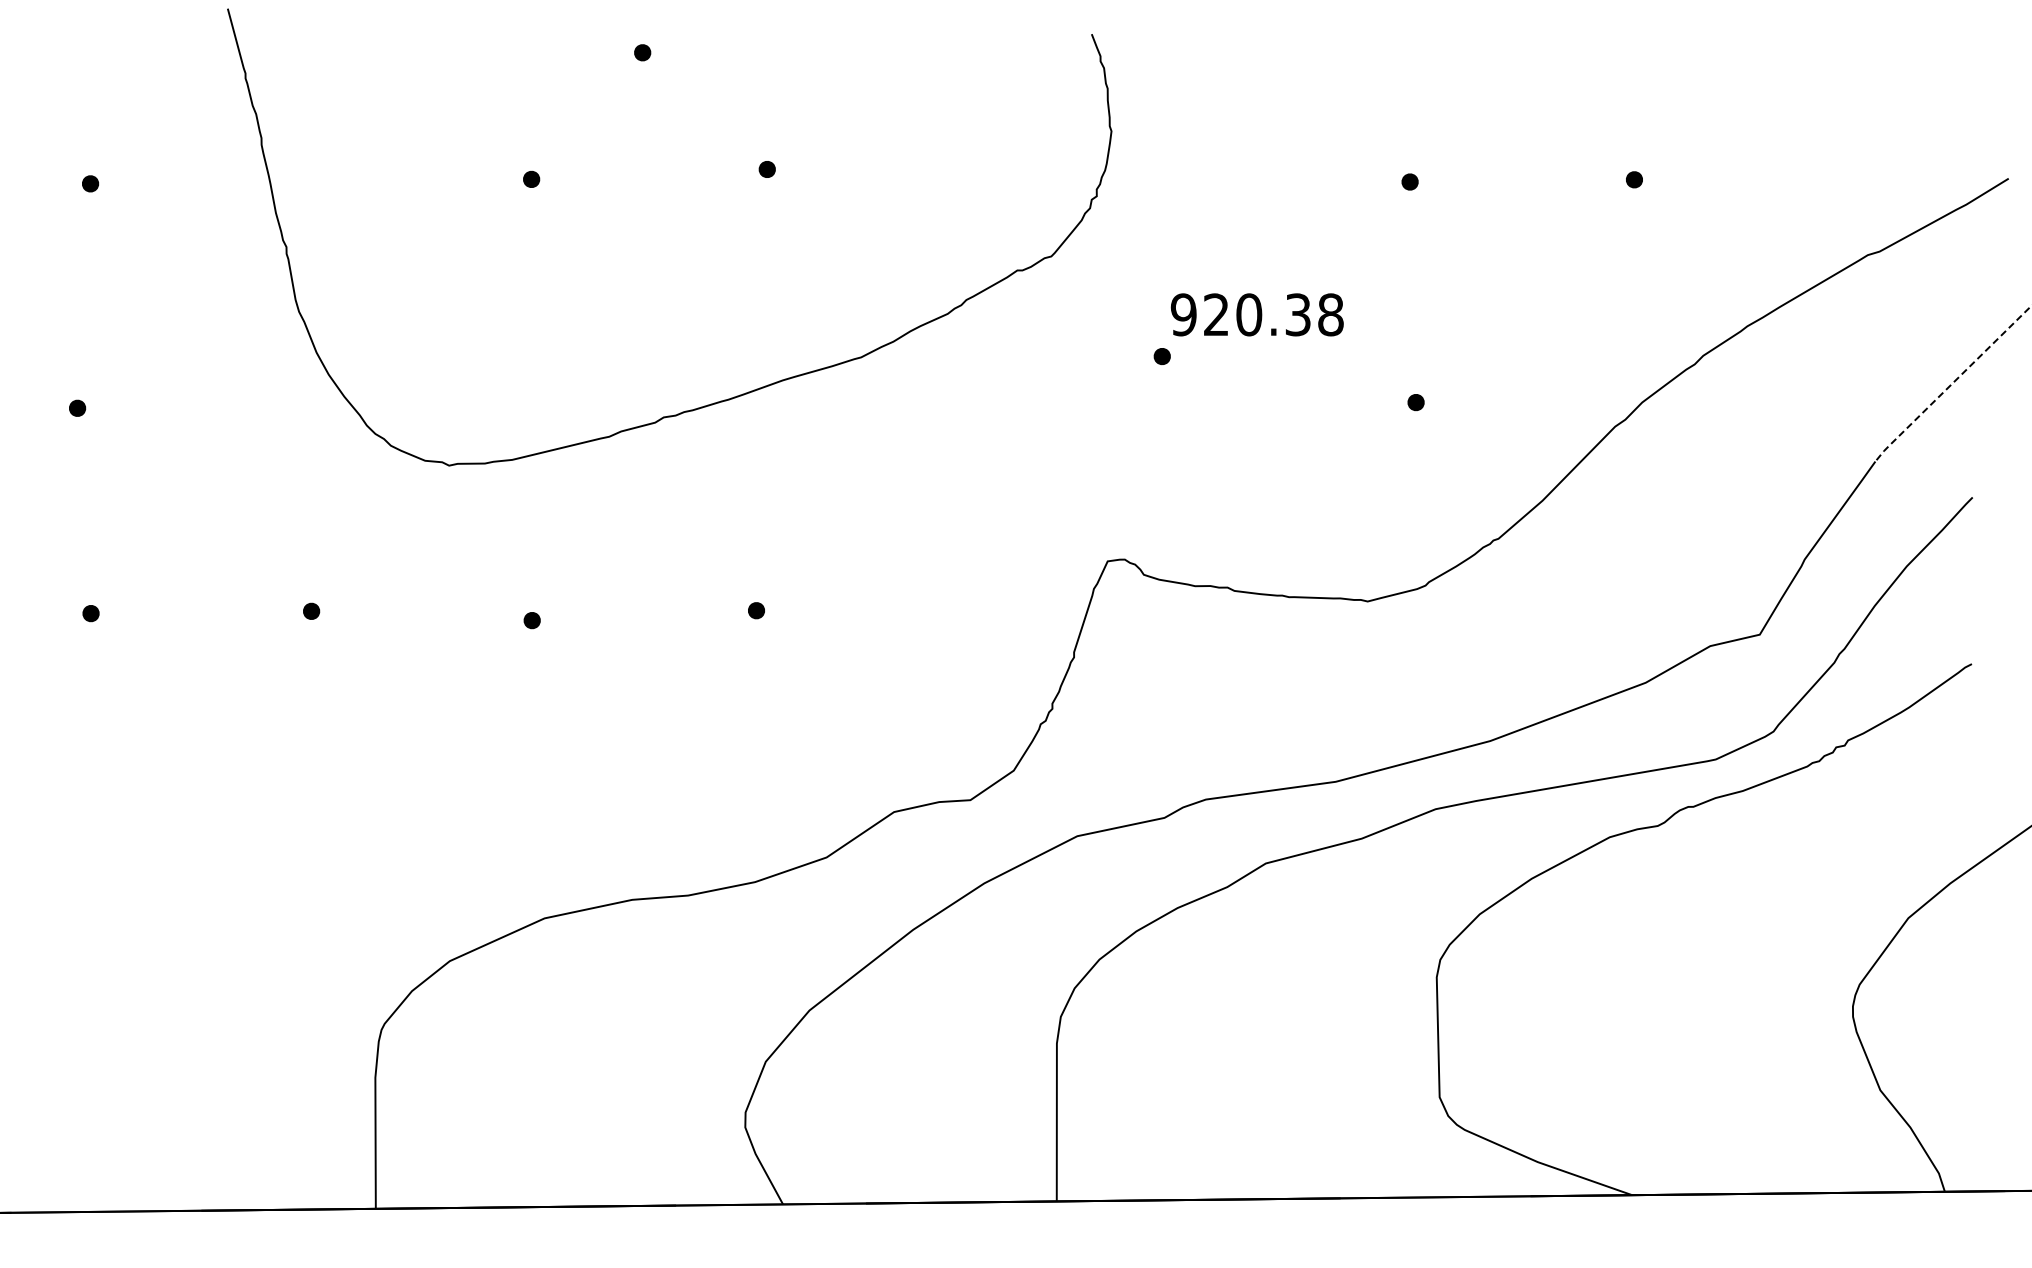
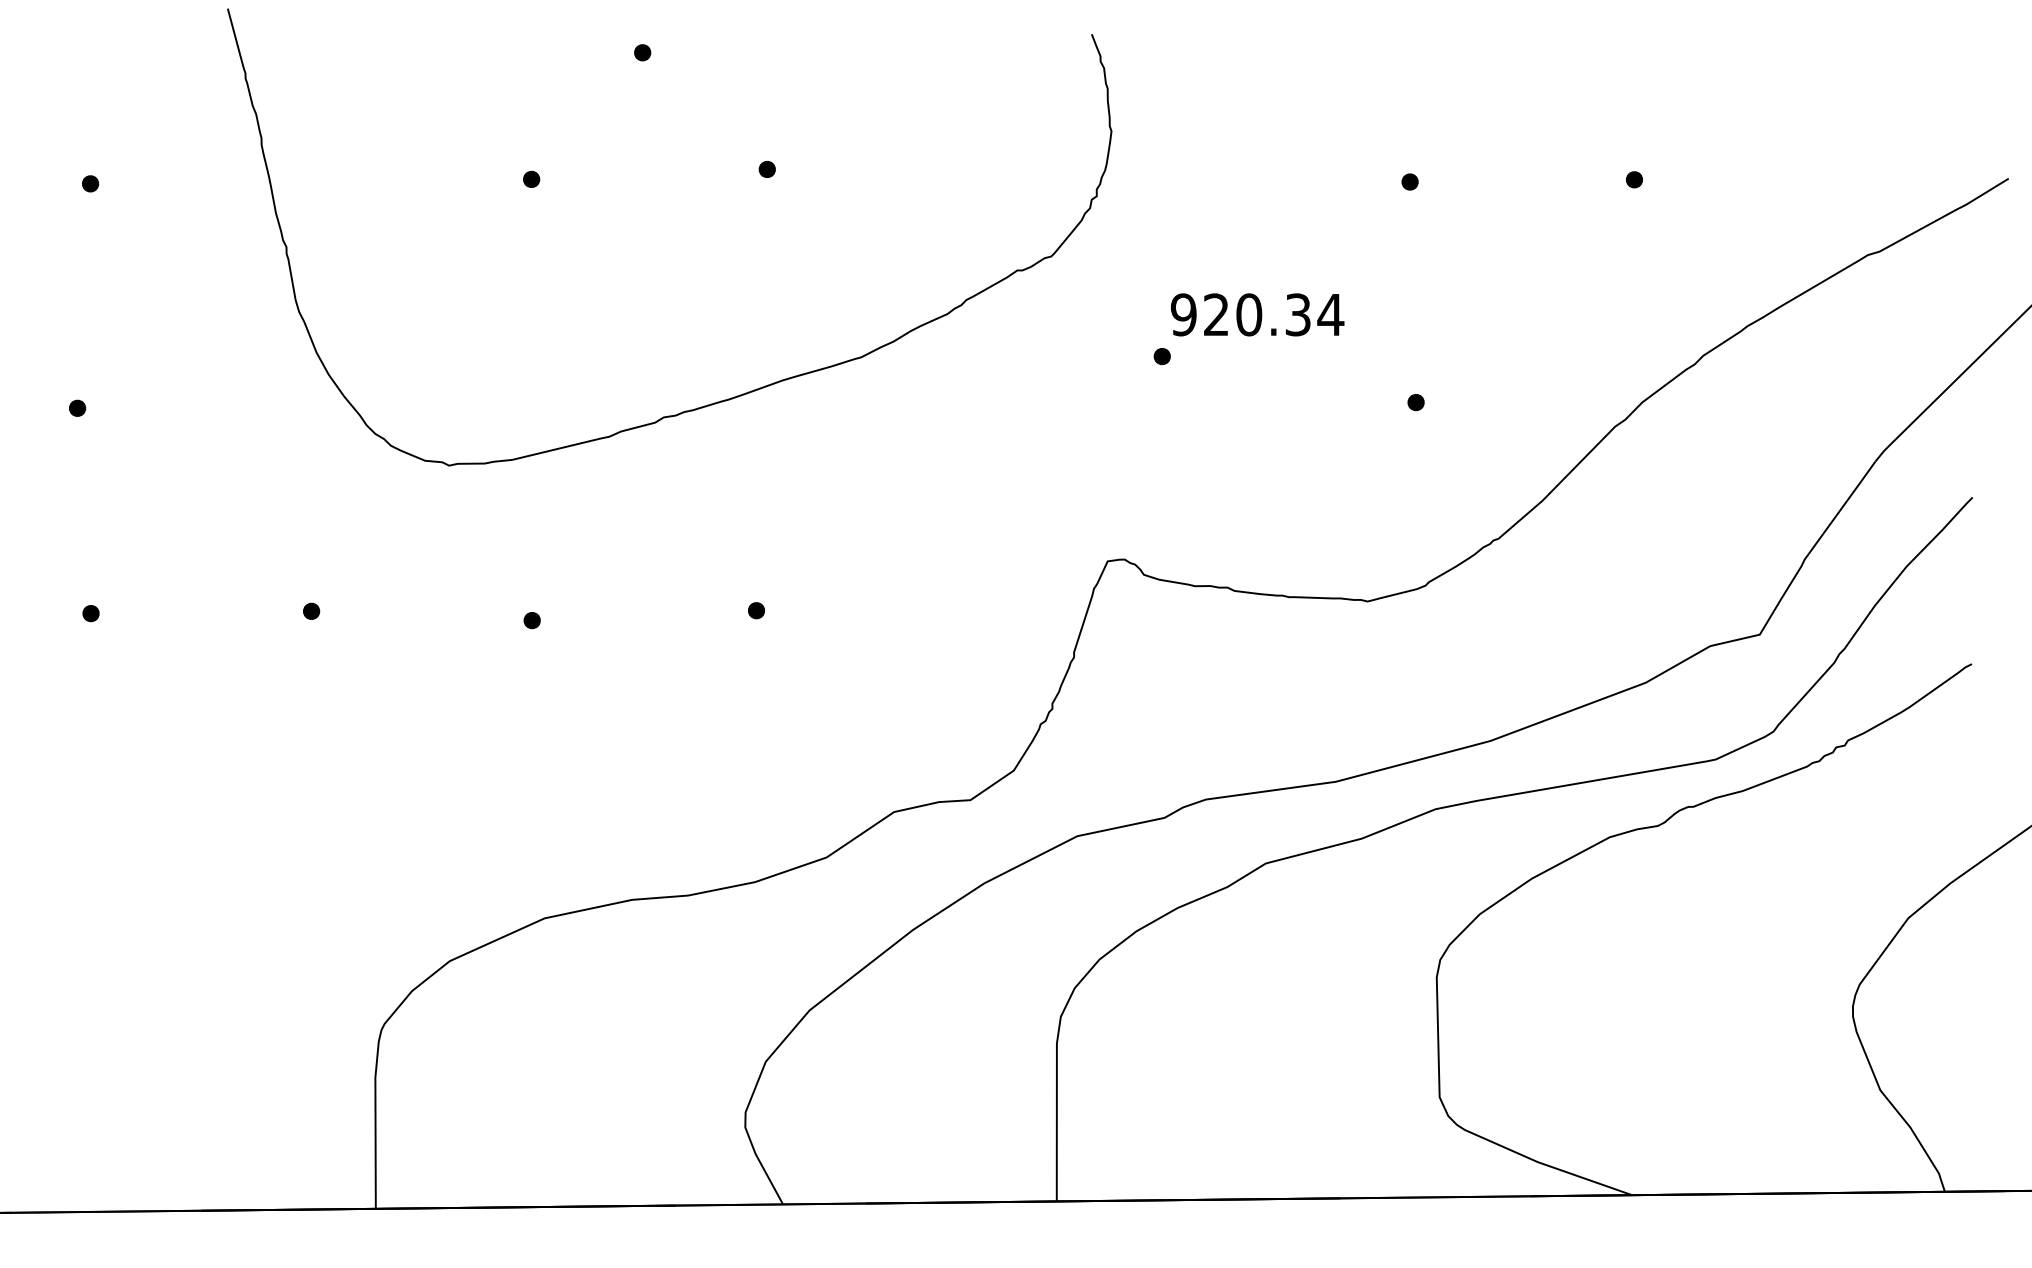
text: 920.38 -> 920.34 (1330, 314)
line: dashed -> solid (1951, 384)
